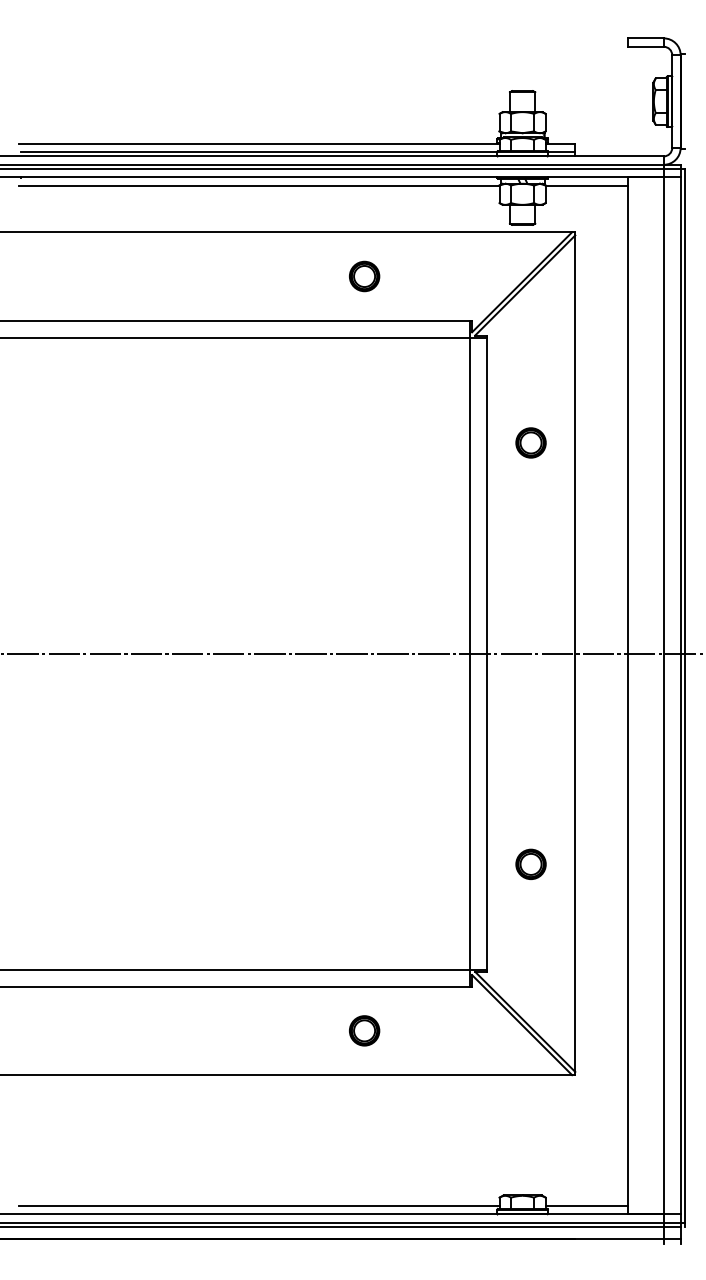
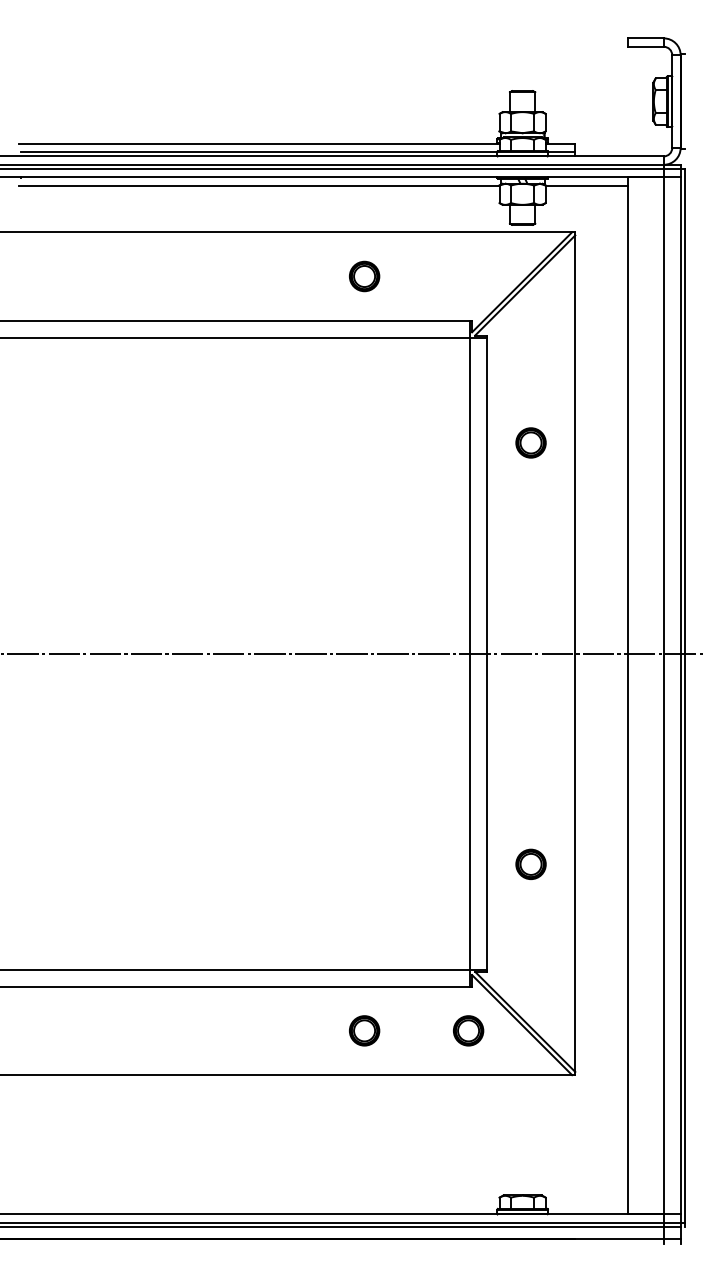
part: none -> present (468, 1030)
line: present -> none (258, 1205)
line: present -> none (586, 1205)
